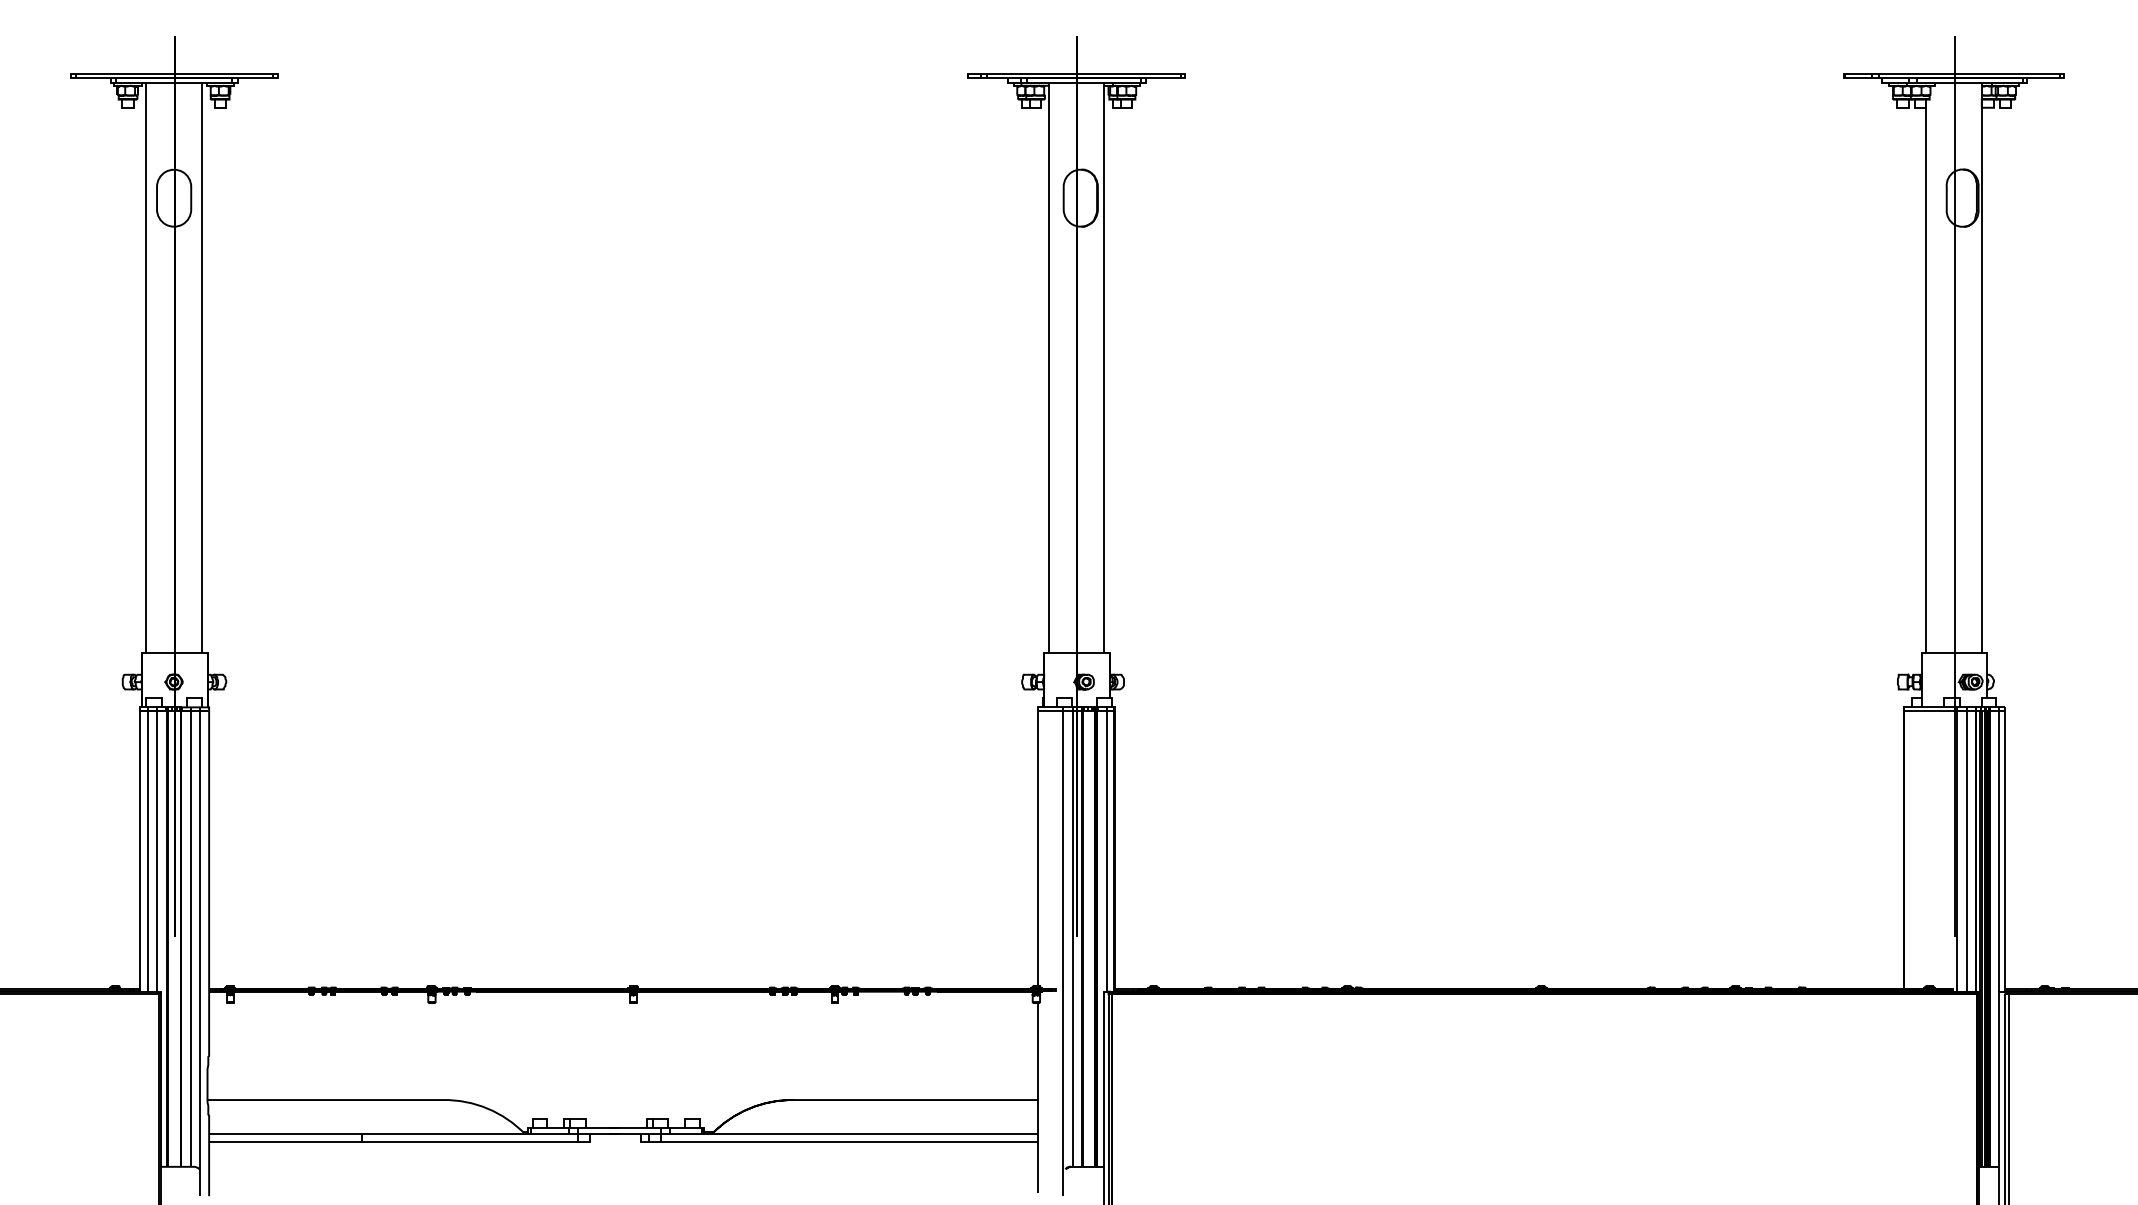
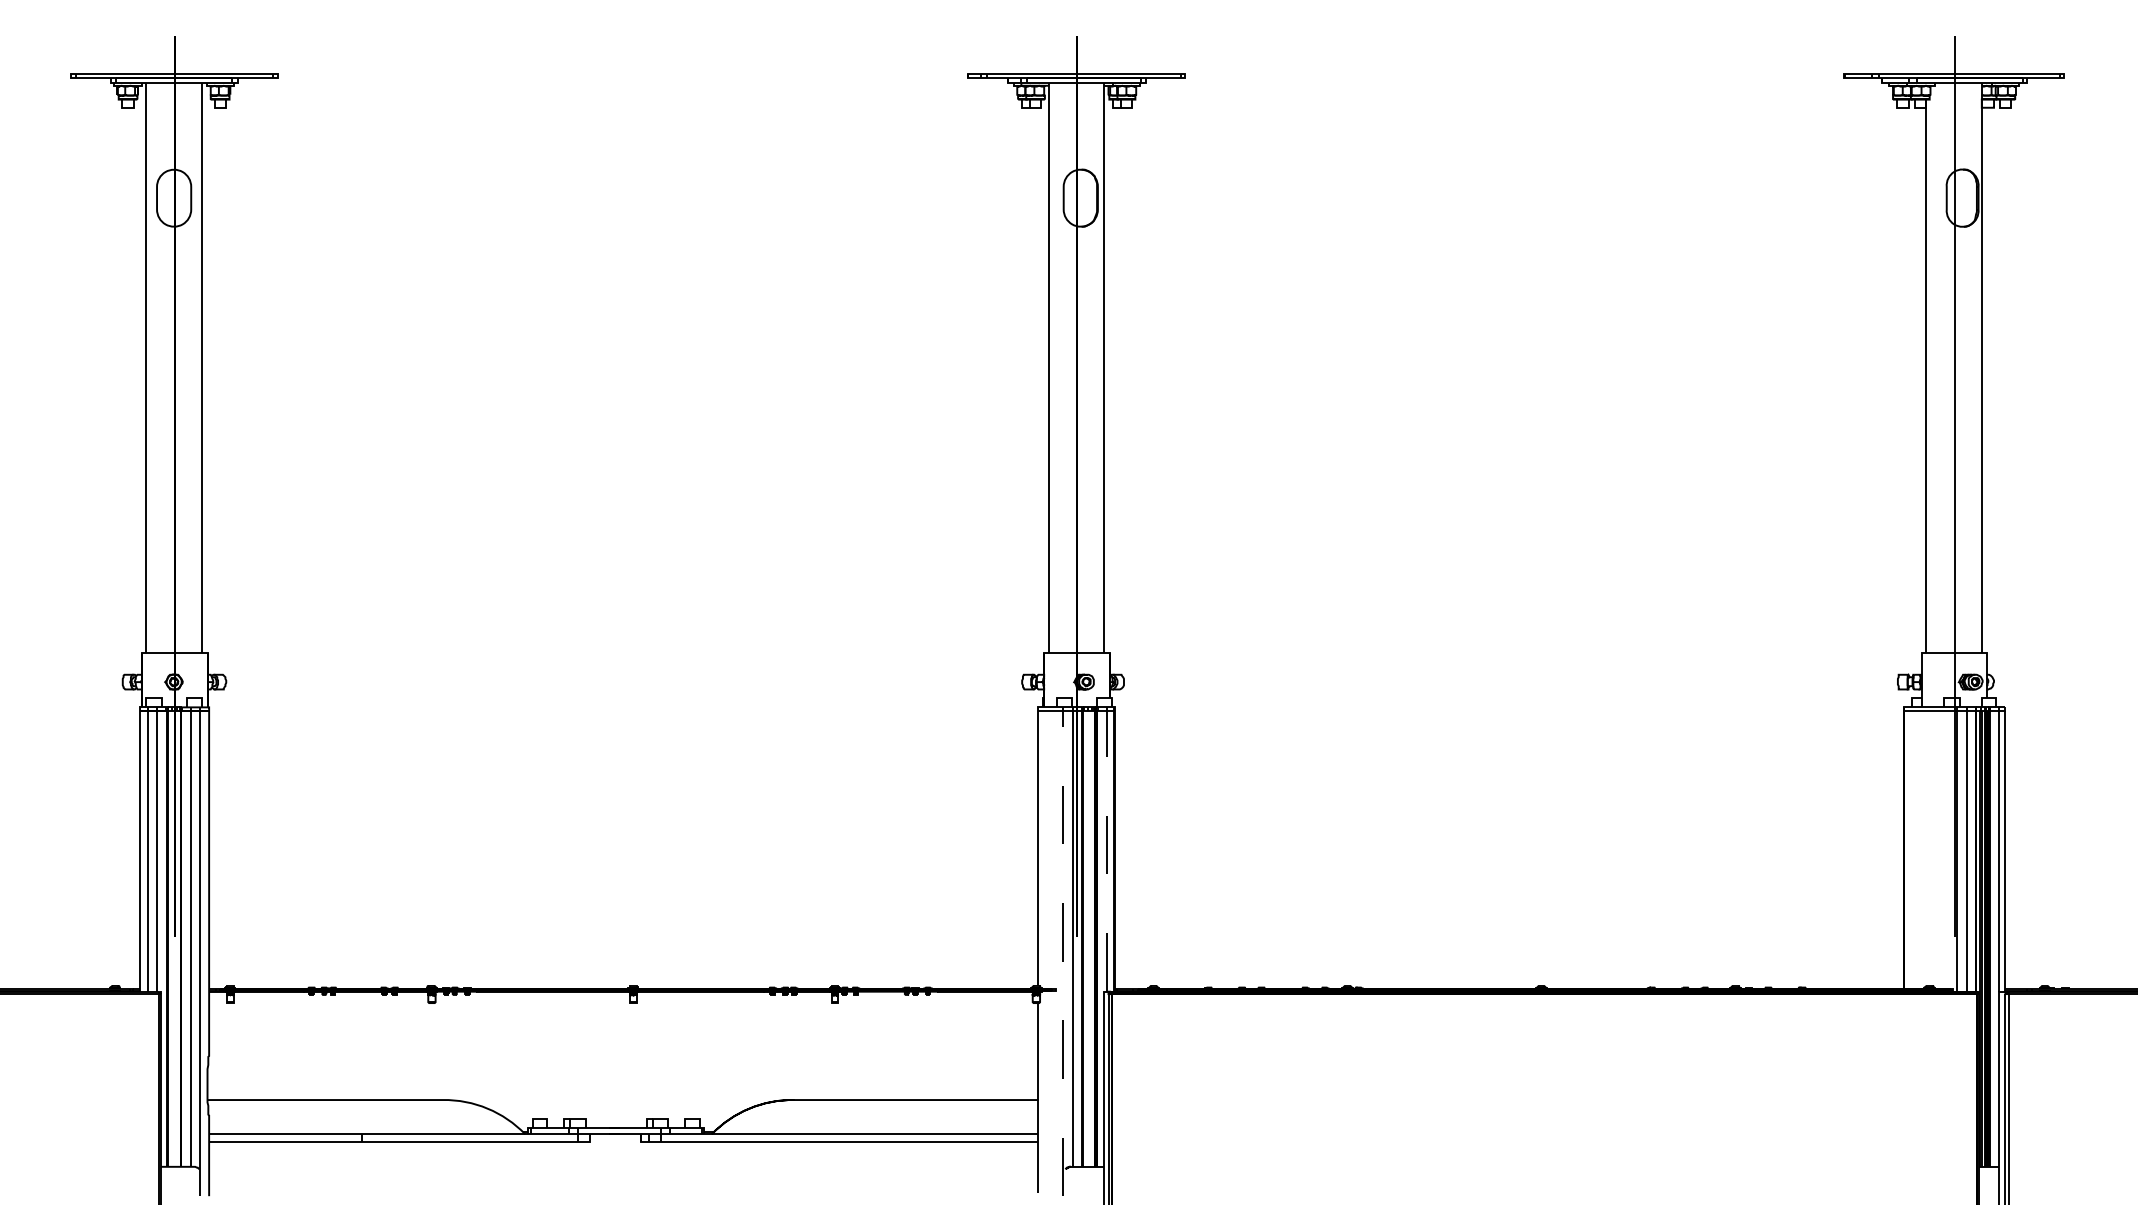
line: solid -> dashed (1106, 848)
line: solid -> dashed (1062, 950)
